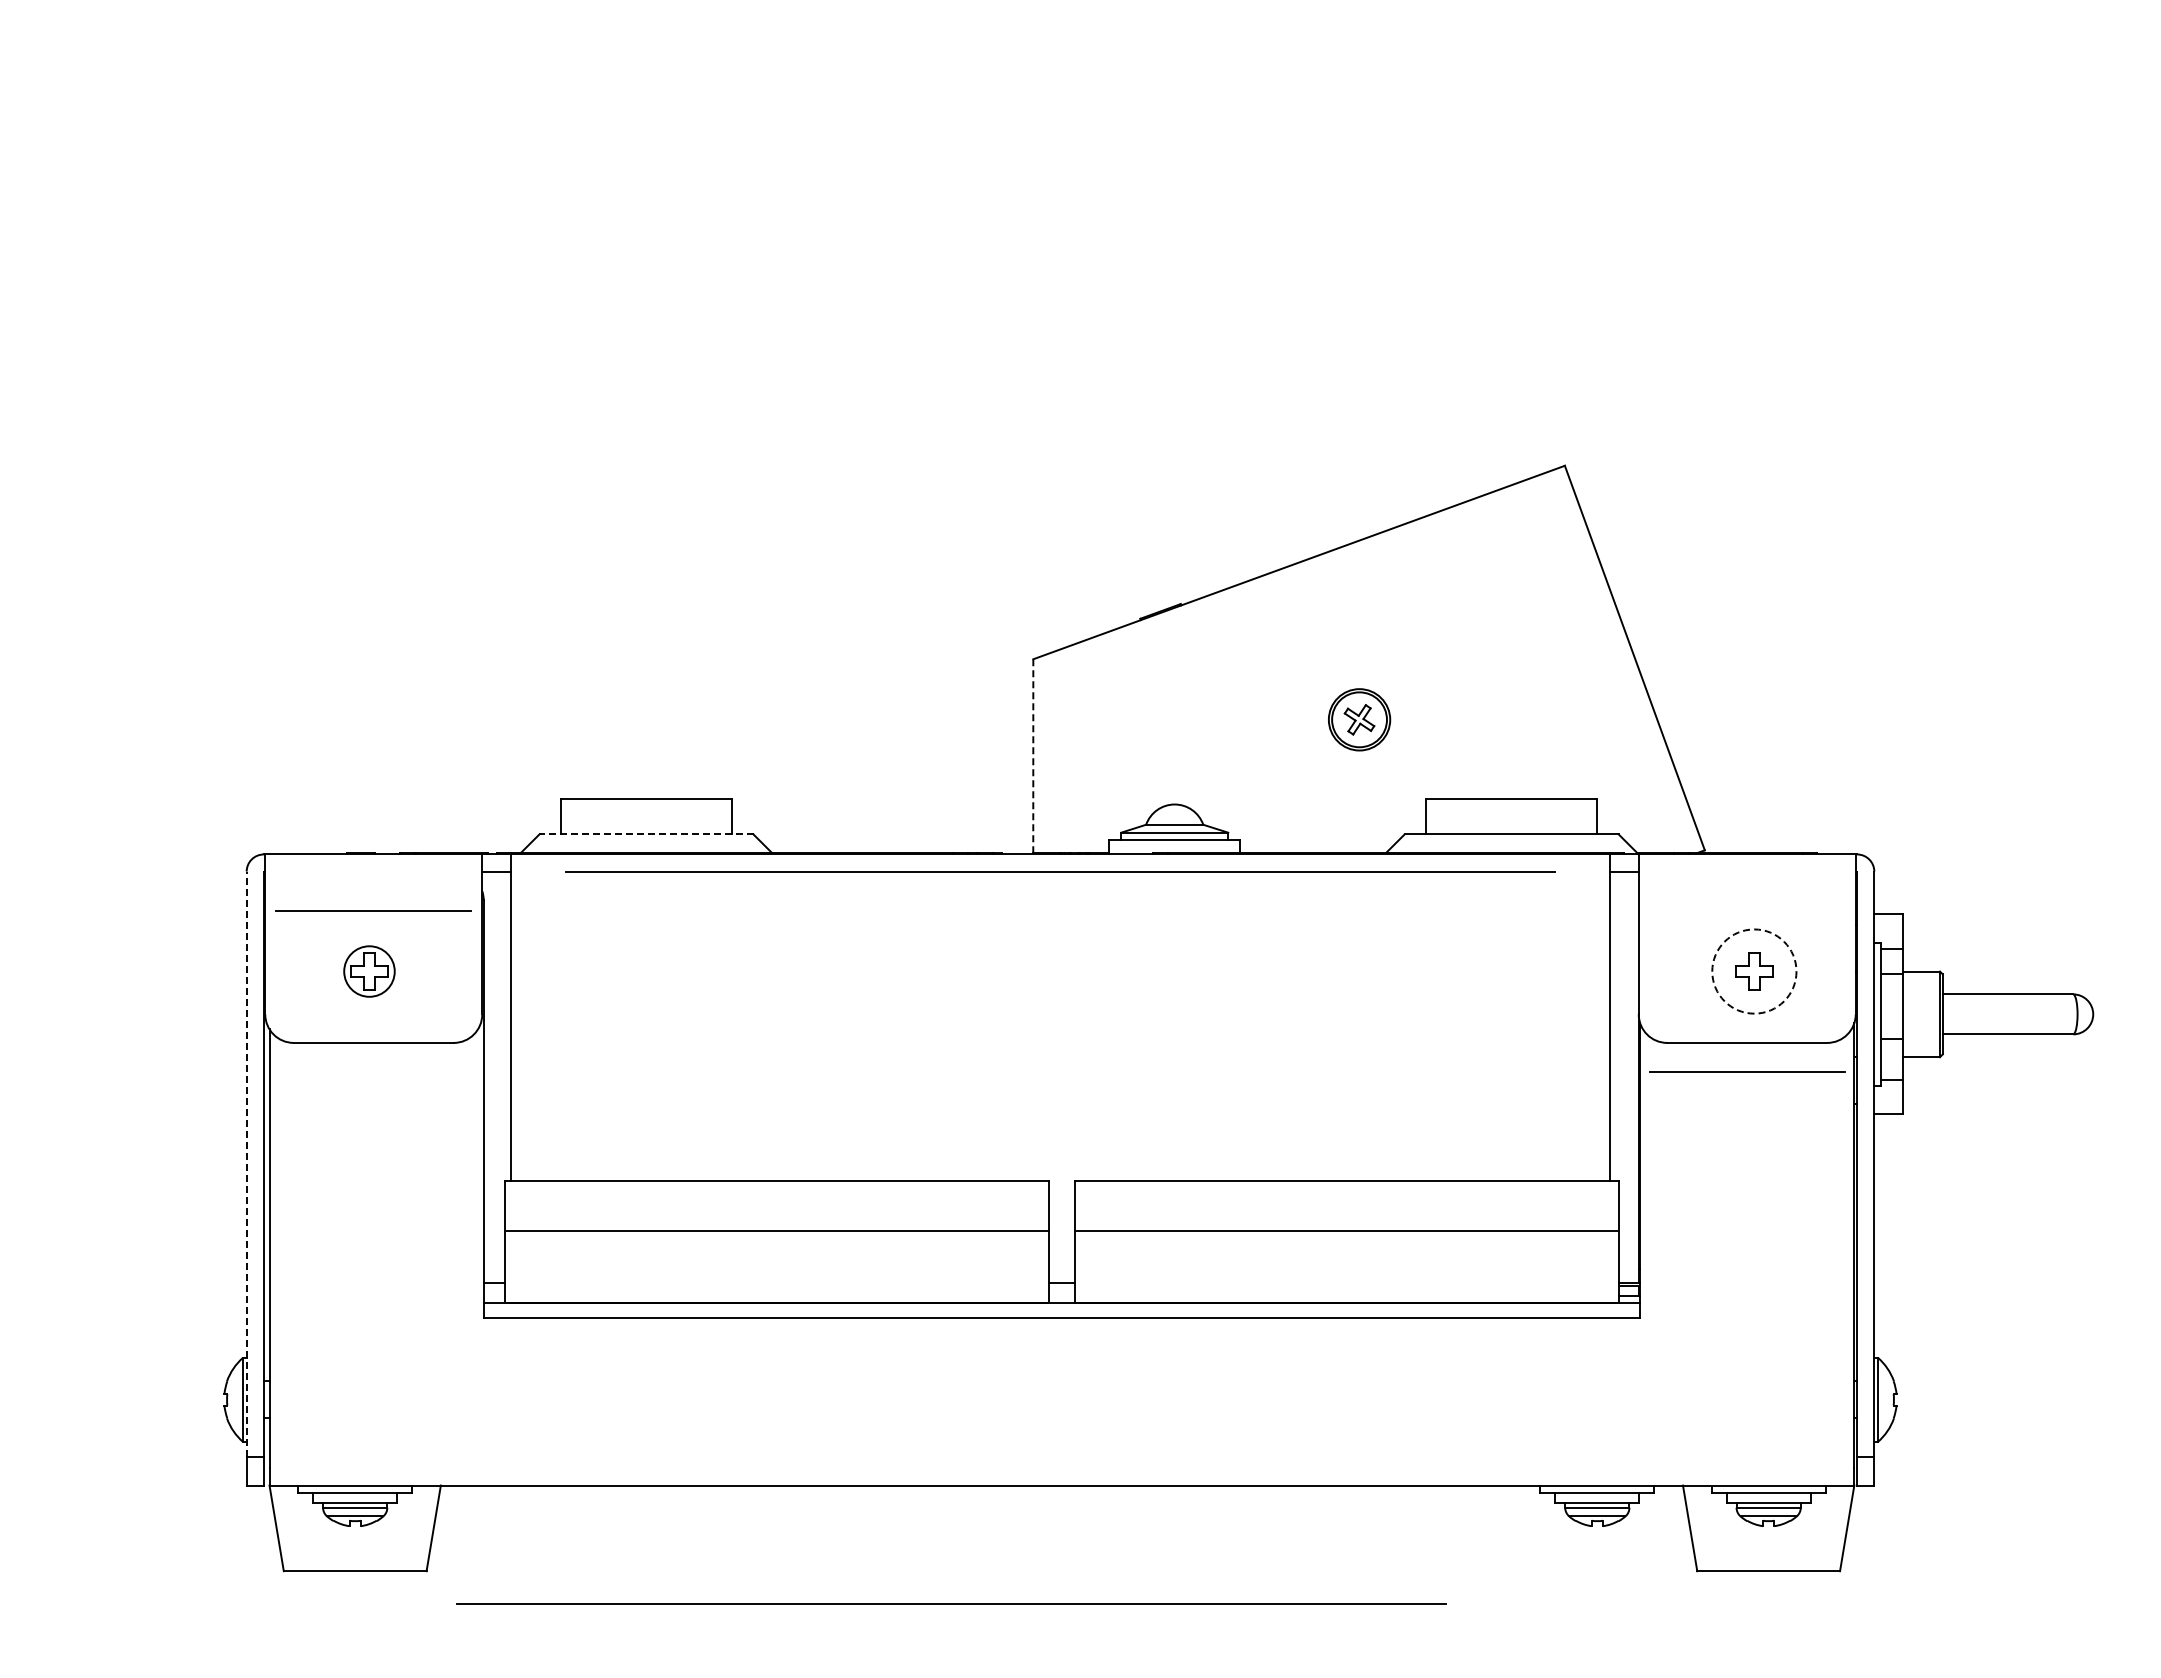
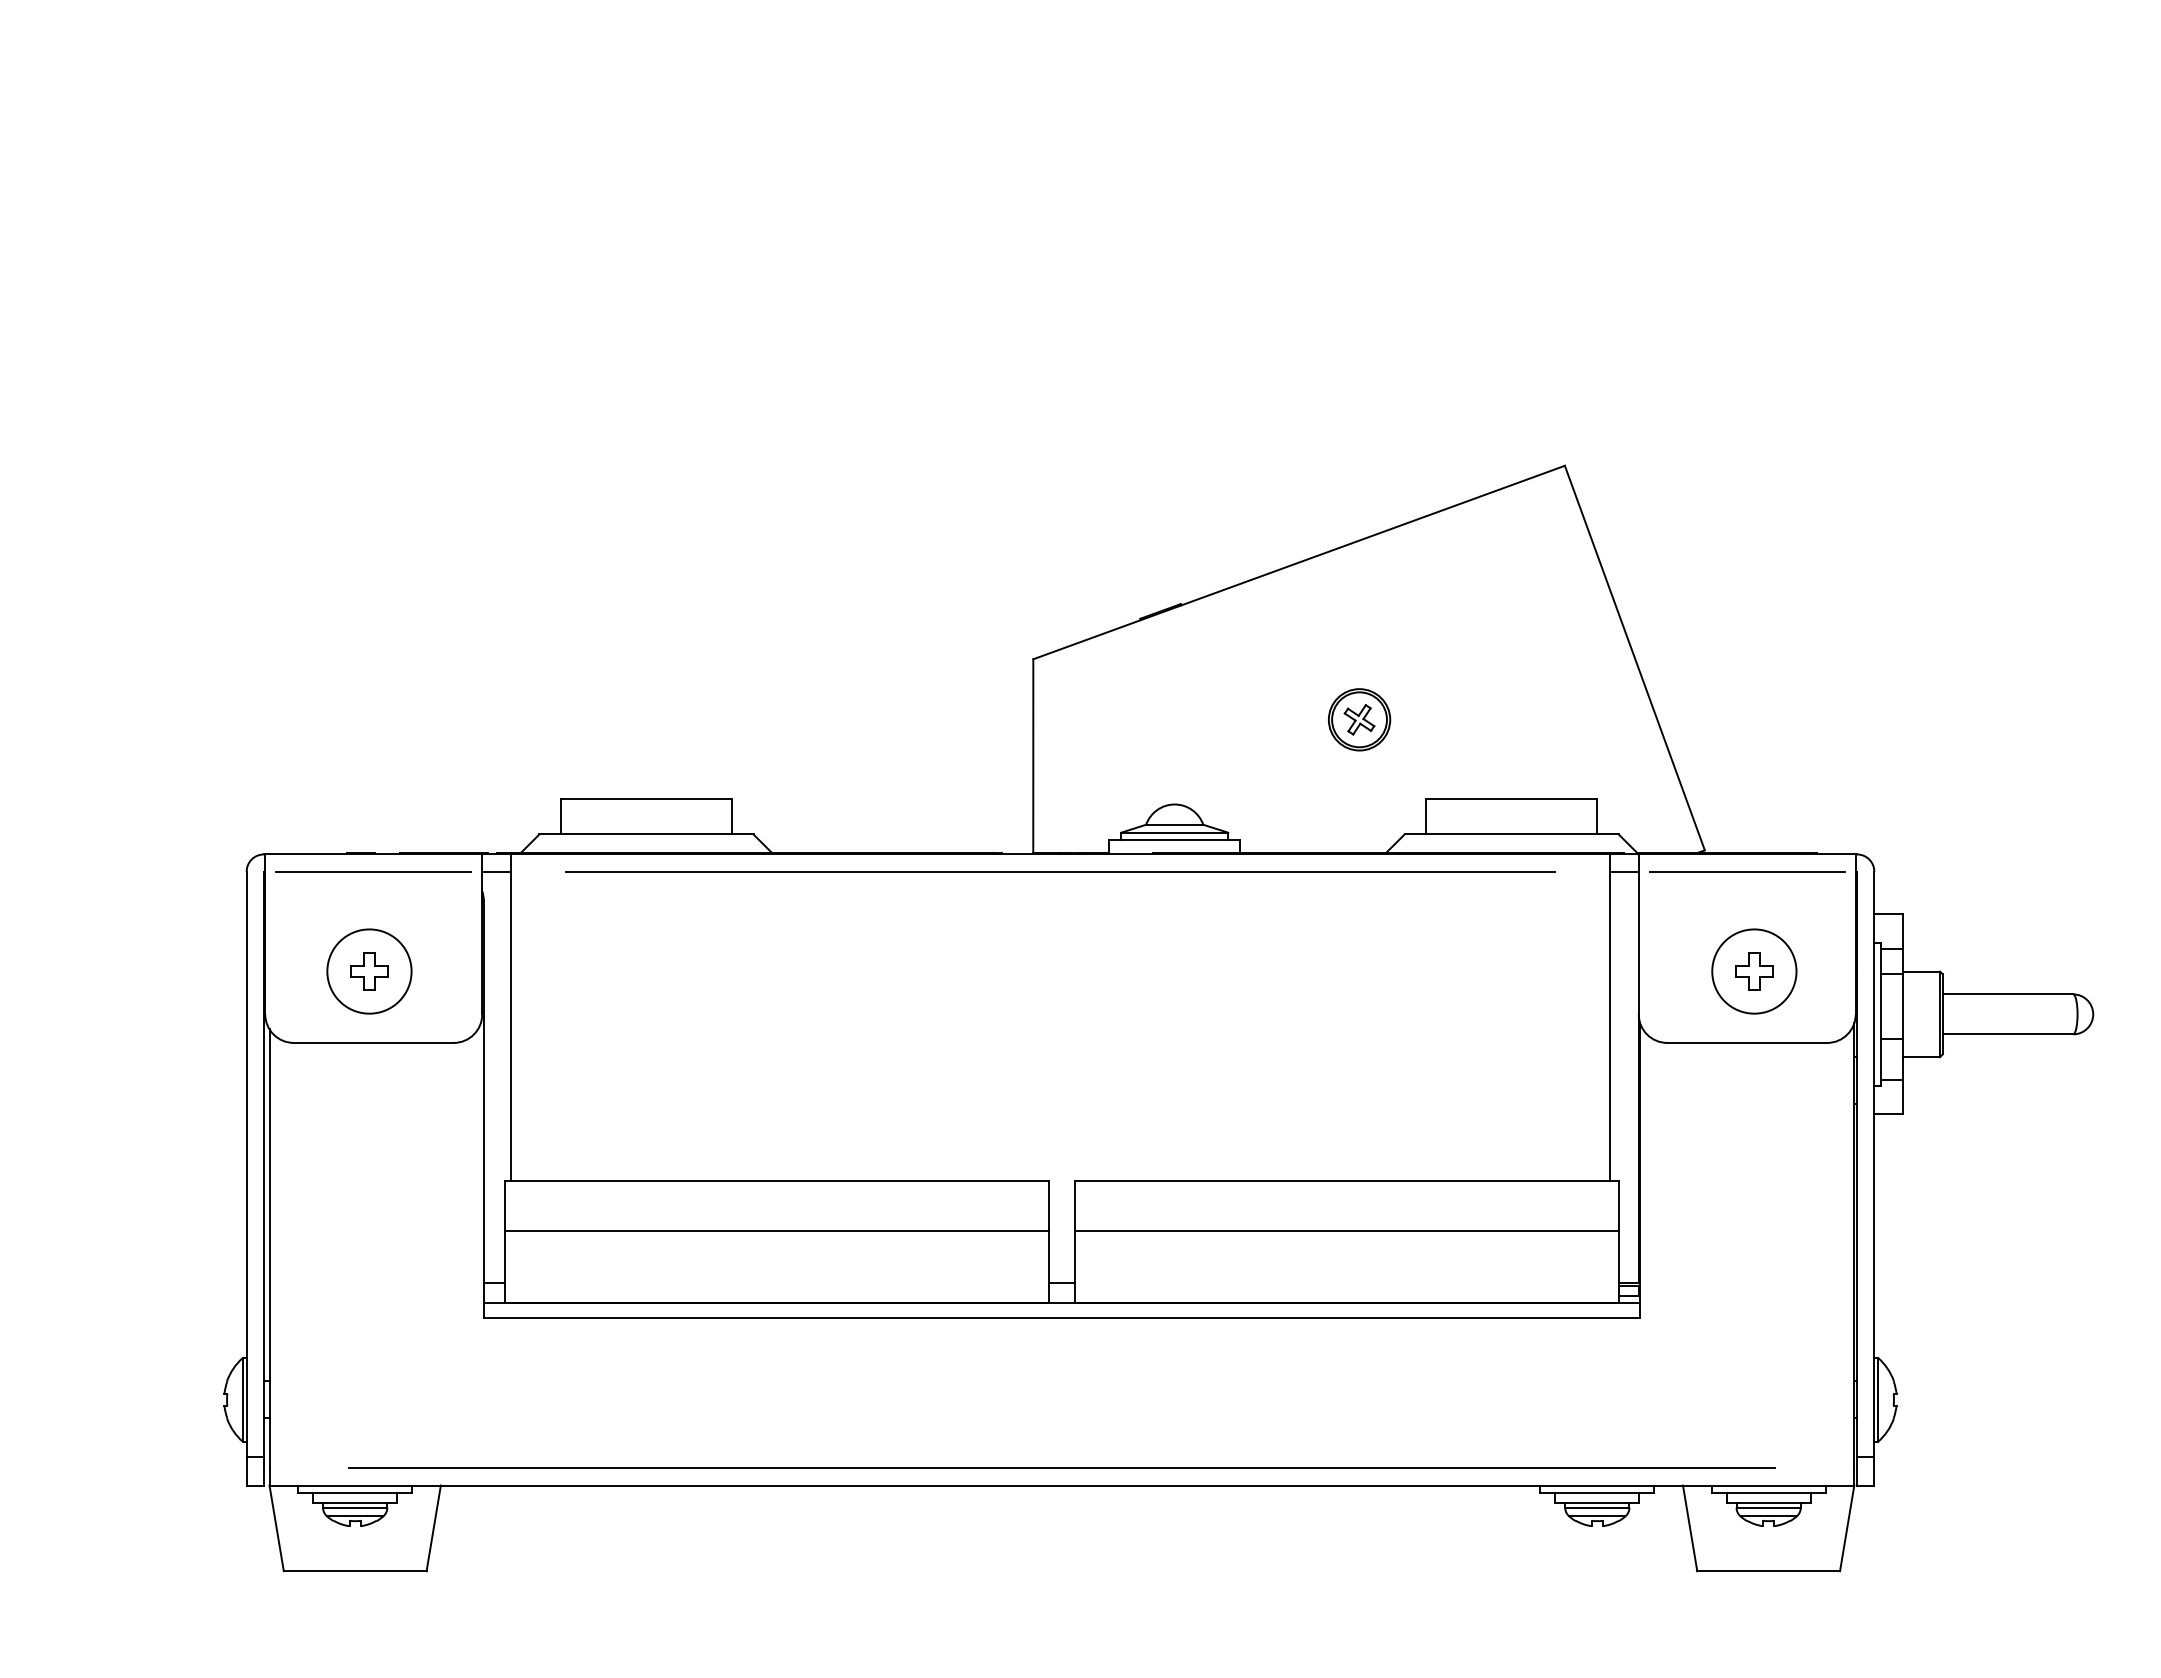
line: dashed -> solid (1033, 756)
line: dashed -> solid (645, 834)
line position: (373, 910) -> (373, 871) (373, 871)
circle diameter: 51 px -> 84 px (369, 971)
circle: dashed -> solid (1754, 971)
line position: (1747, 1071) -> (1747, 871) (1747, 871)
line: dashed -> solid (246, 1164)
line: none -> present (1061, 1468)
line: present -> none (951, 1603)
